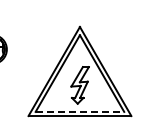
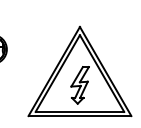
line: dashed -> solid (80, 111)
